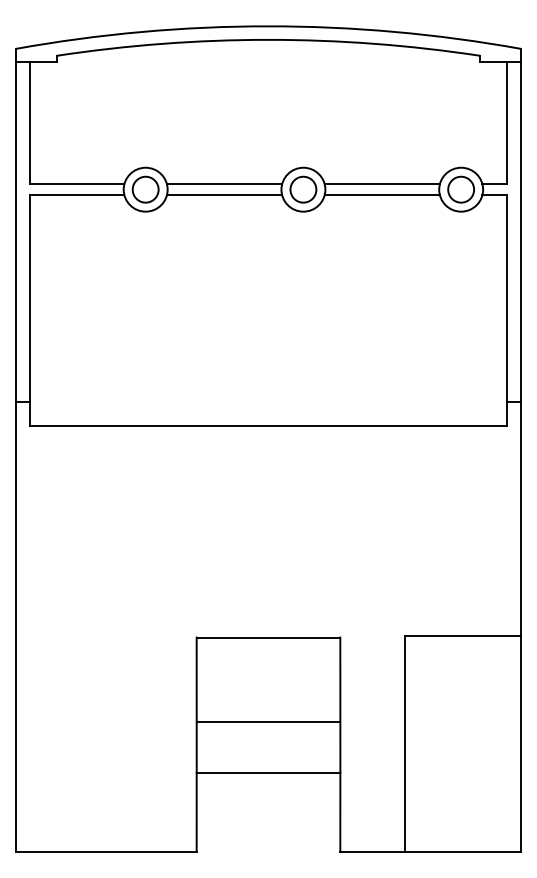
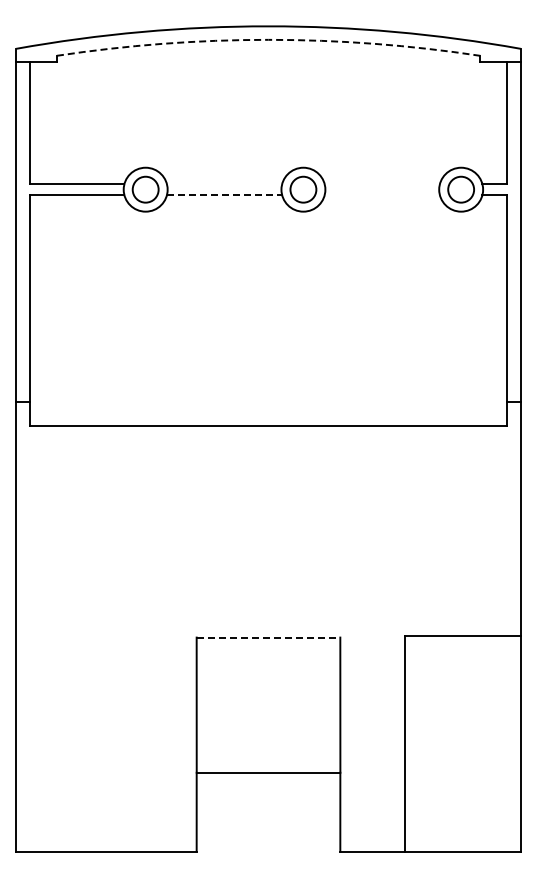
arc: solid -> dashed (268, 39)
line: present -> none (224, 184)
line: present -> none (381, 184)
line: solid -> dashed (224, 195)
line: present -> none (381, 195)
line: solid -> dashed (268, 637)
line: present -> none (268, 722)
